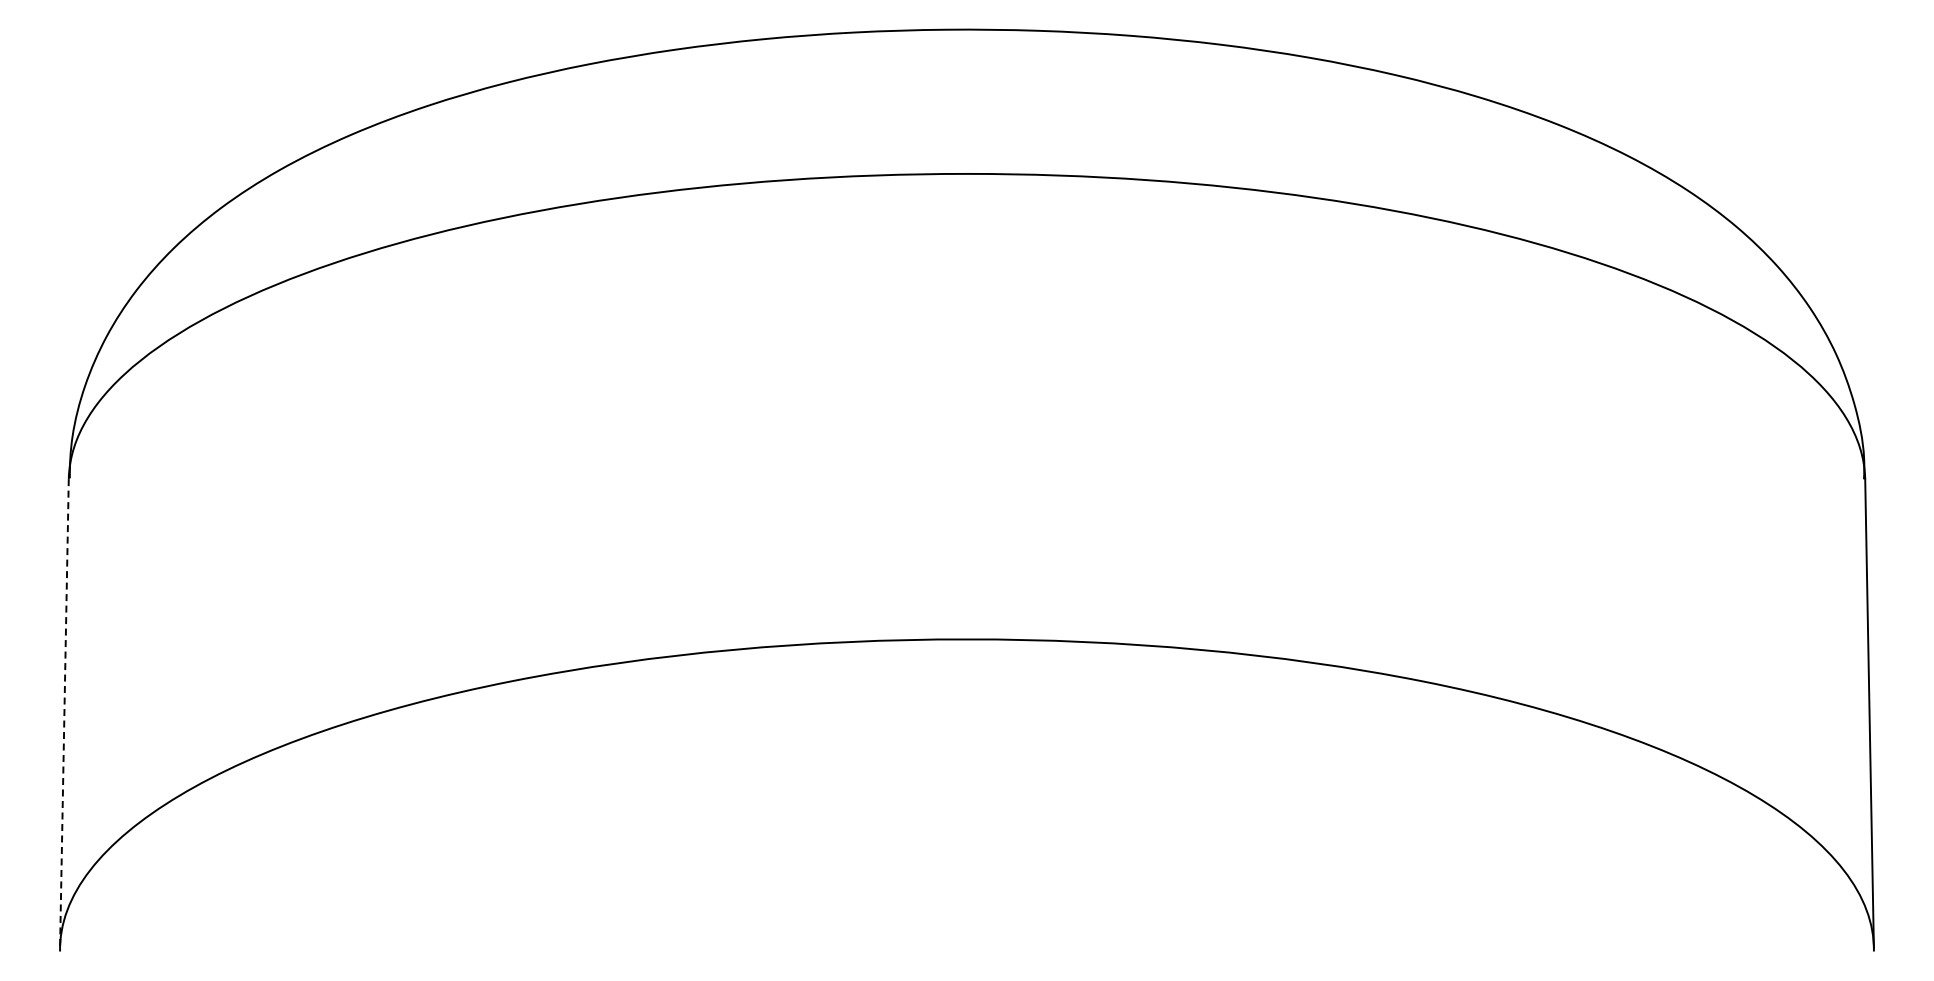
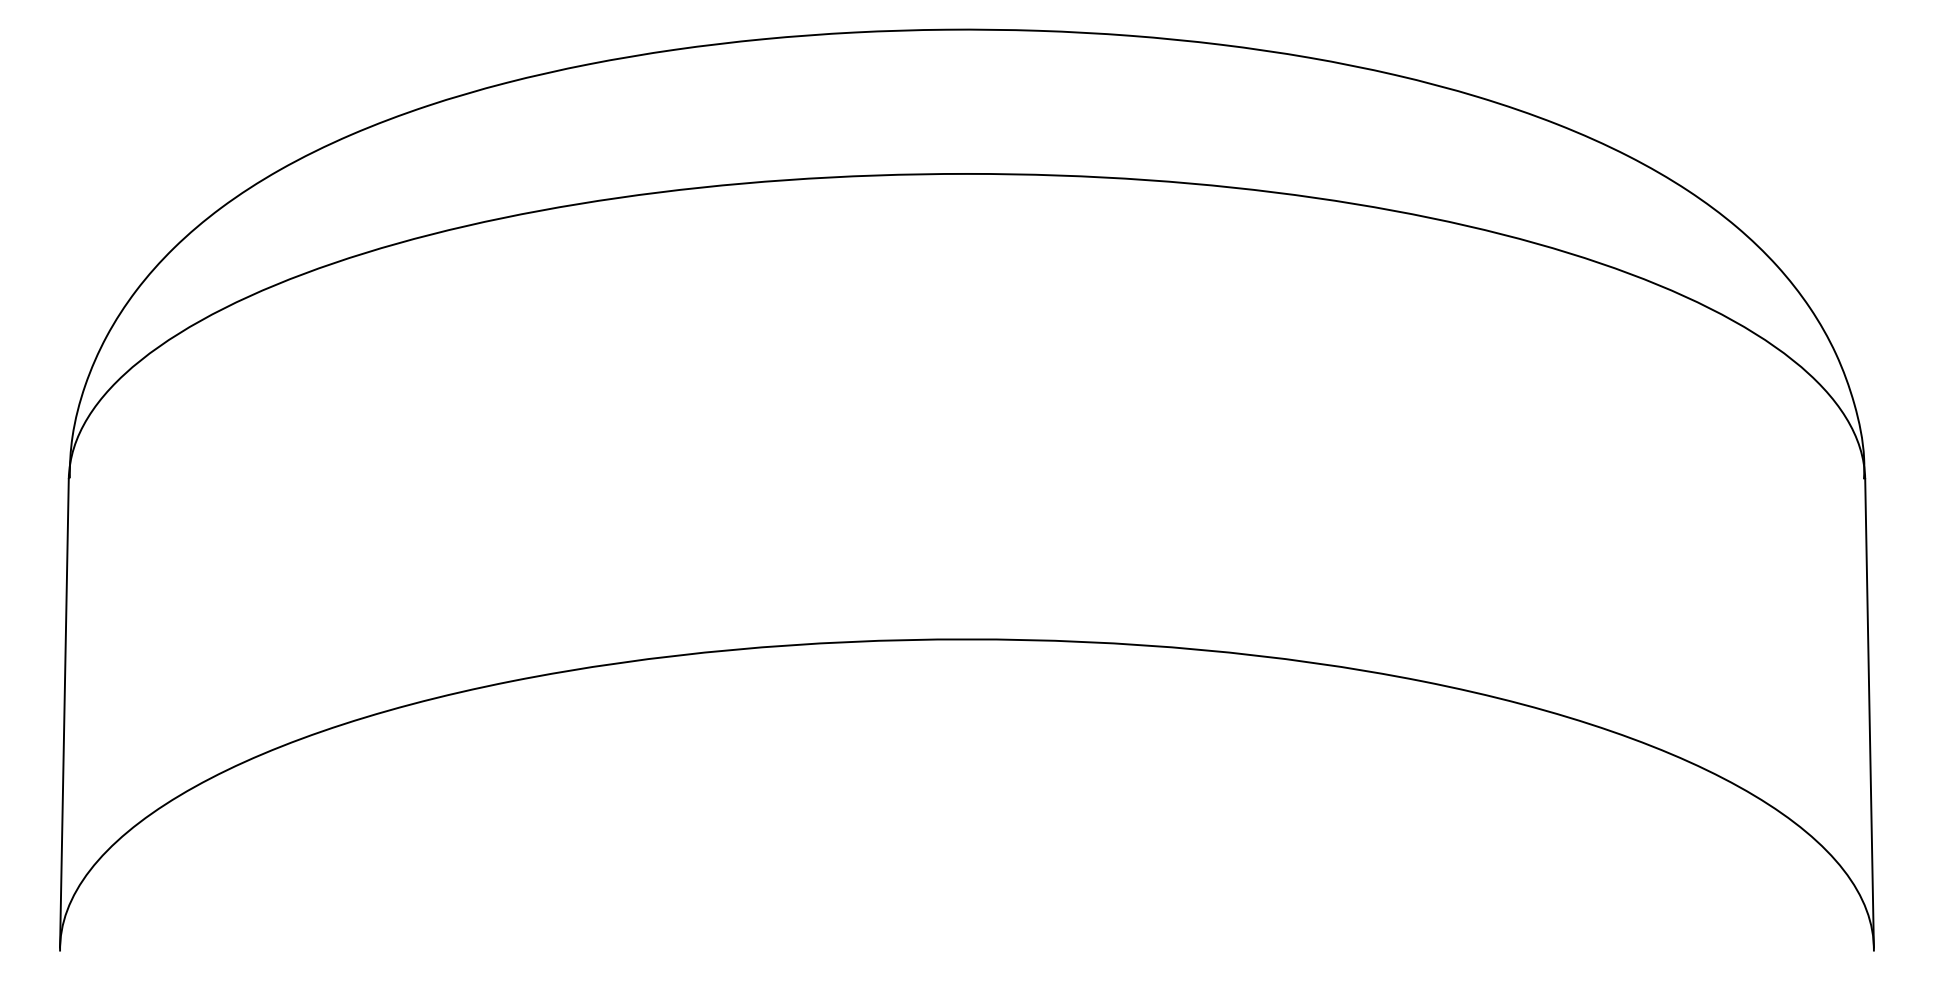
line: dashed -> solid (64, 713)
